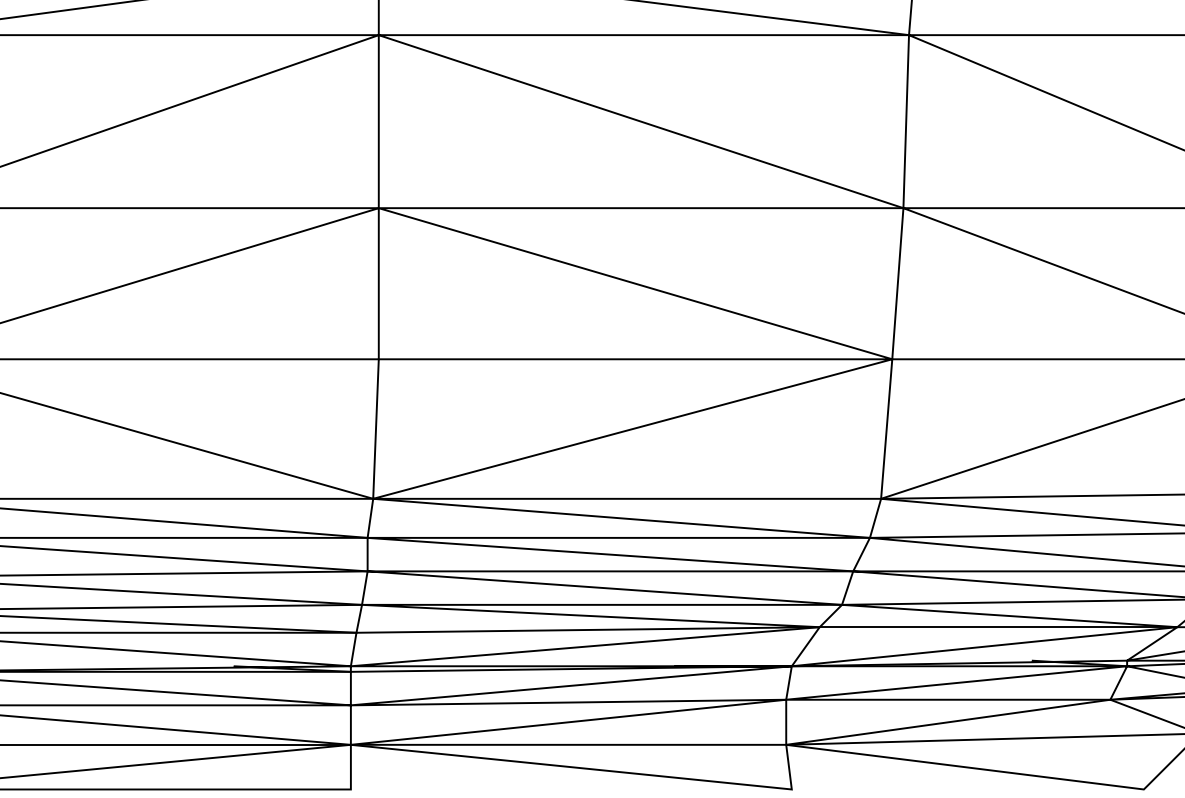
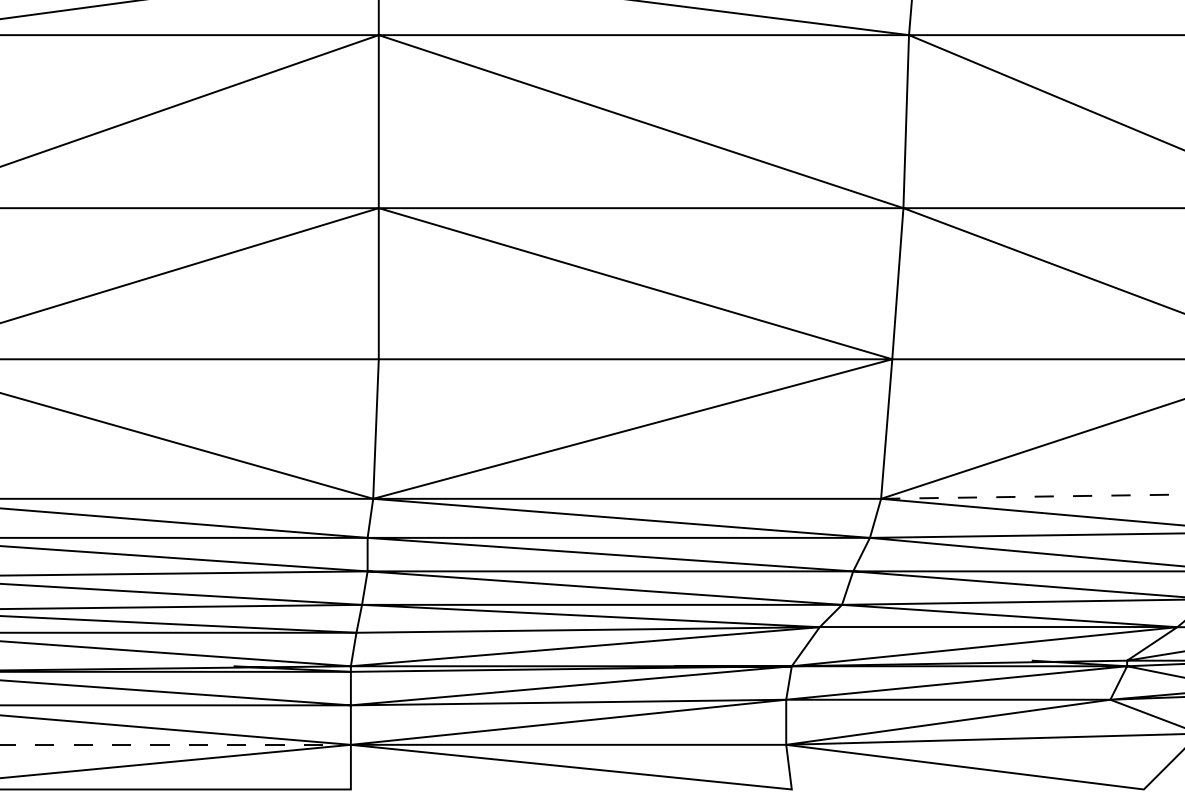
line: solid -> dashed (1032, 496)
line: solid -> dashed (176, 744)
